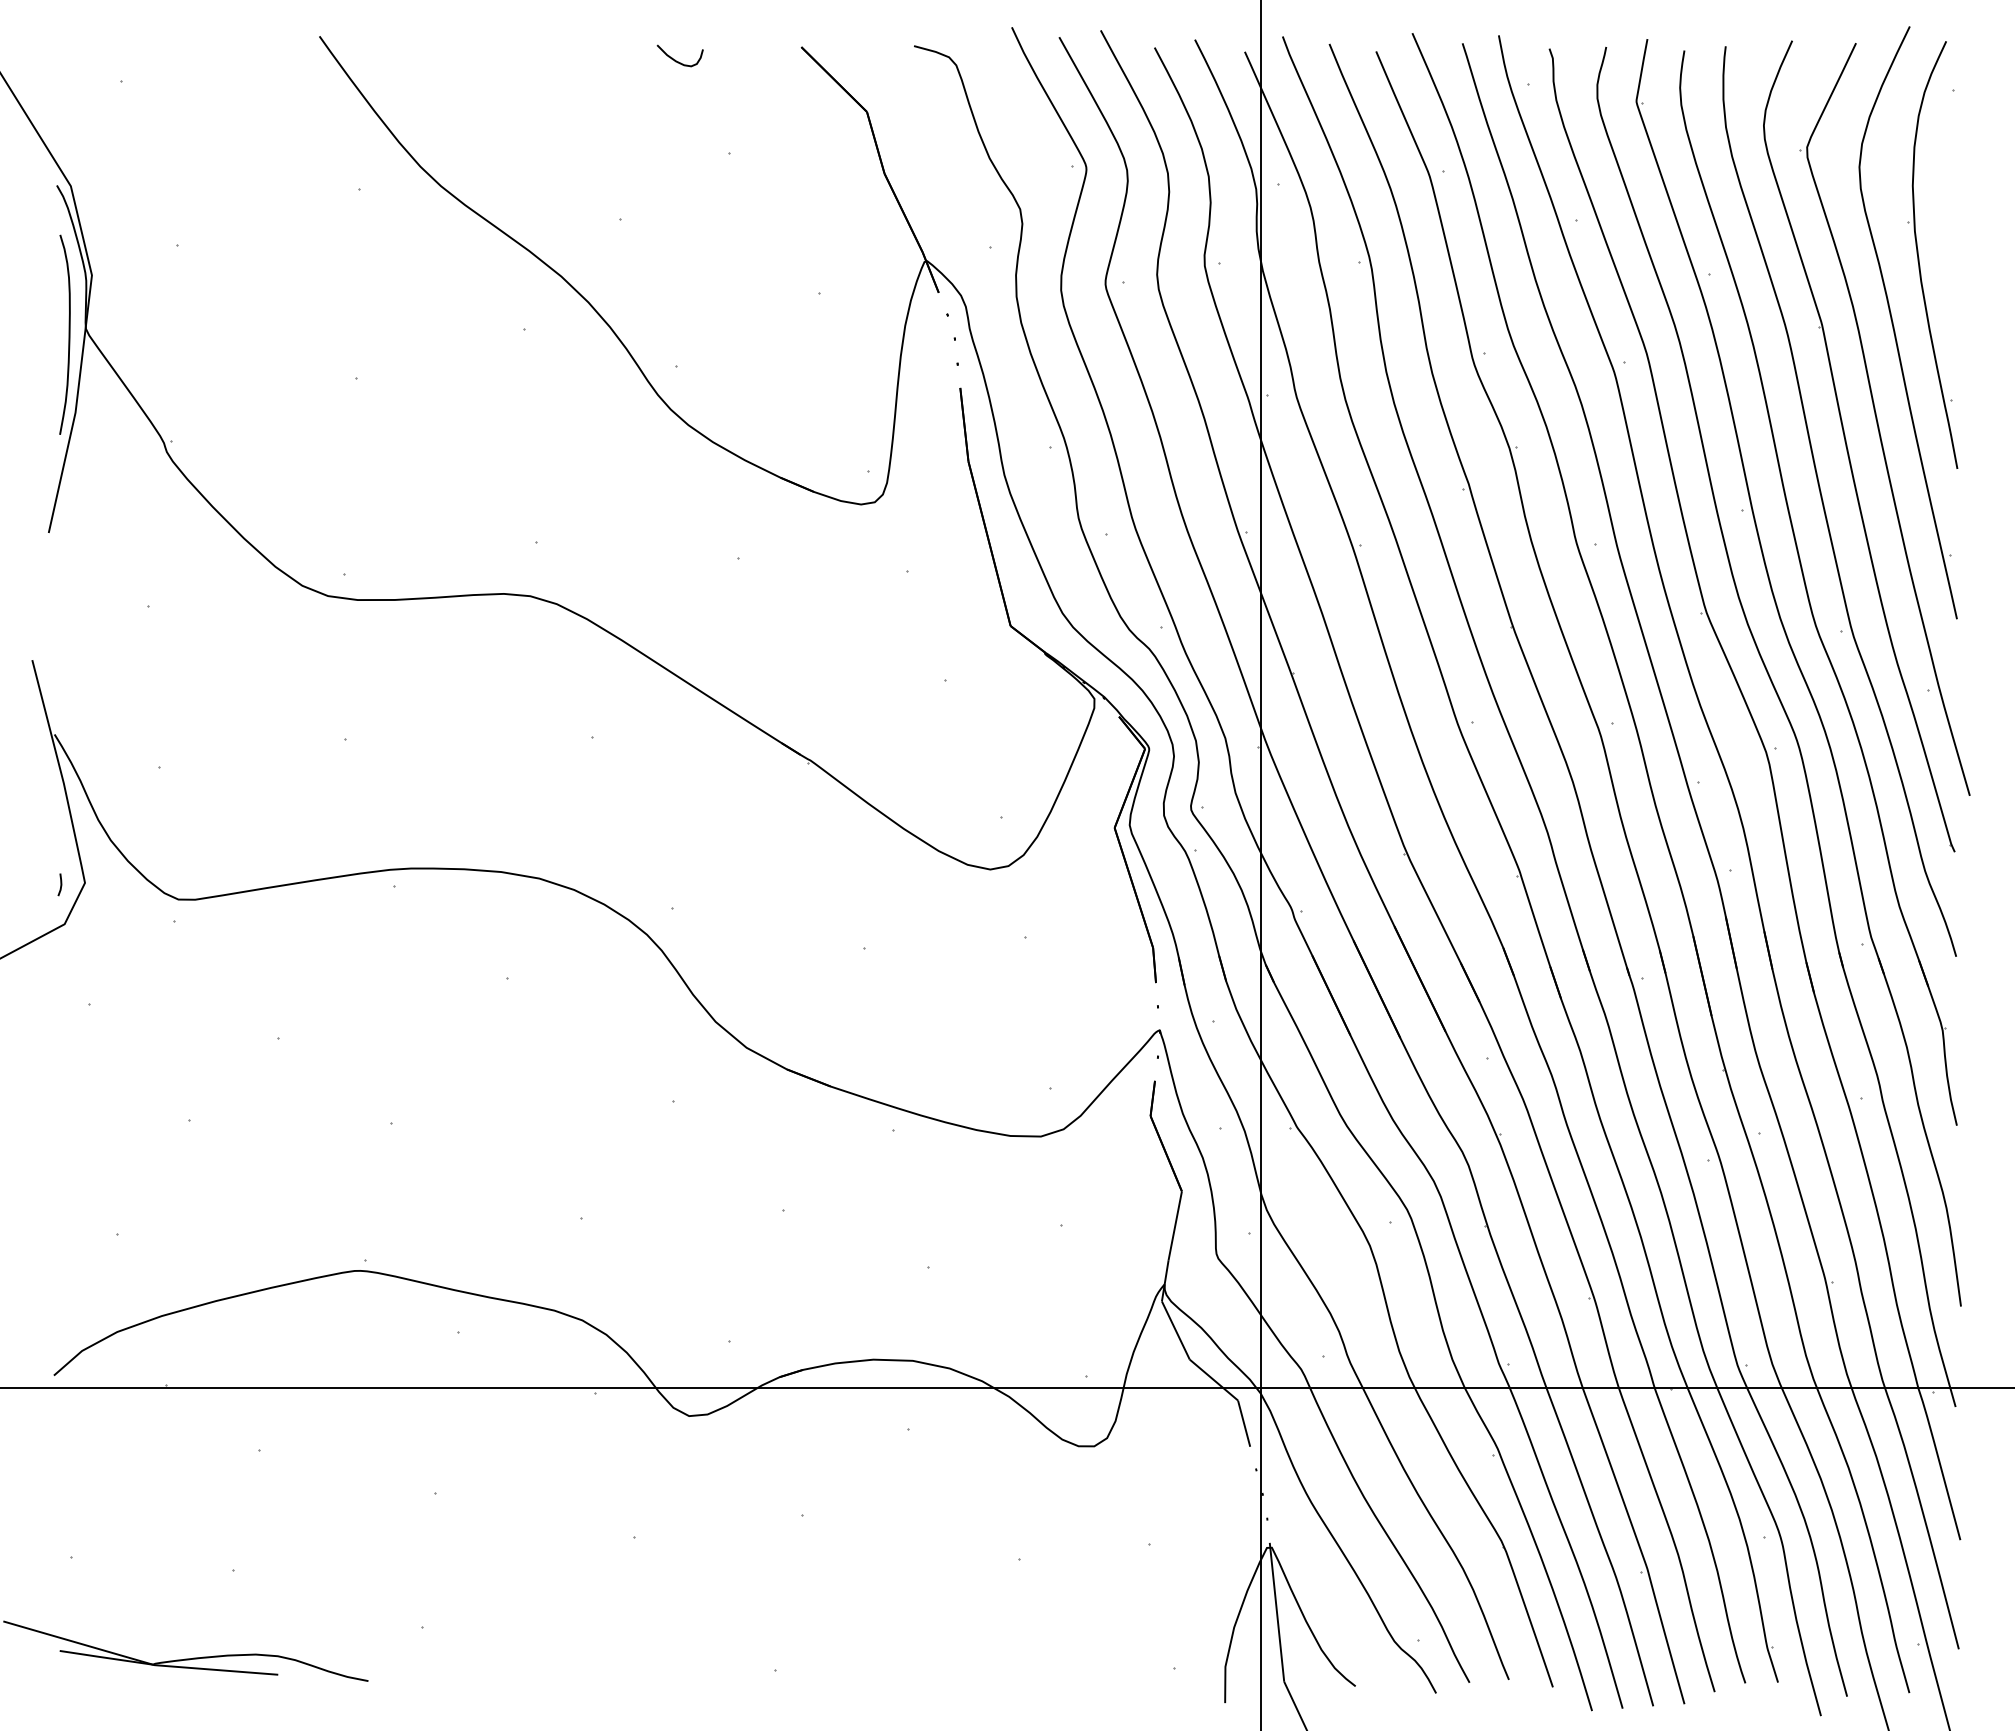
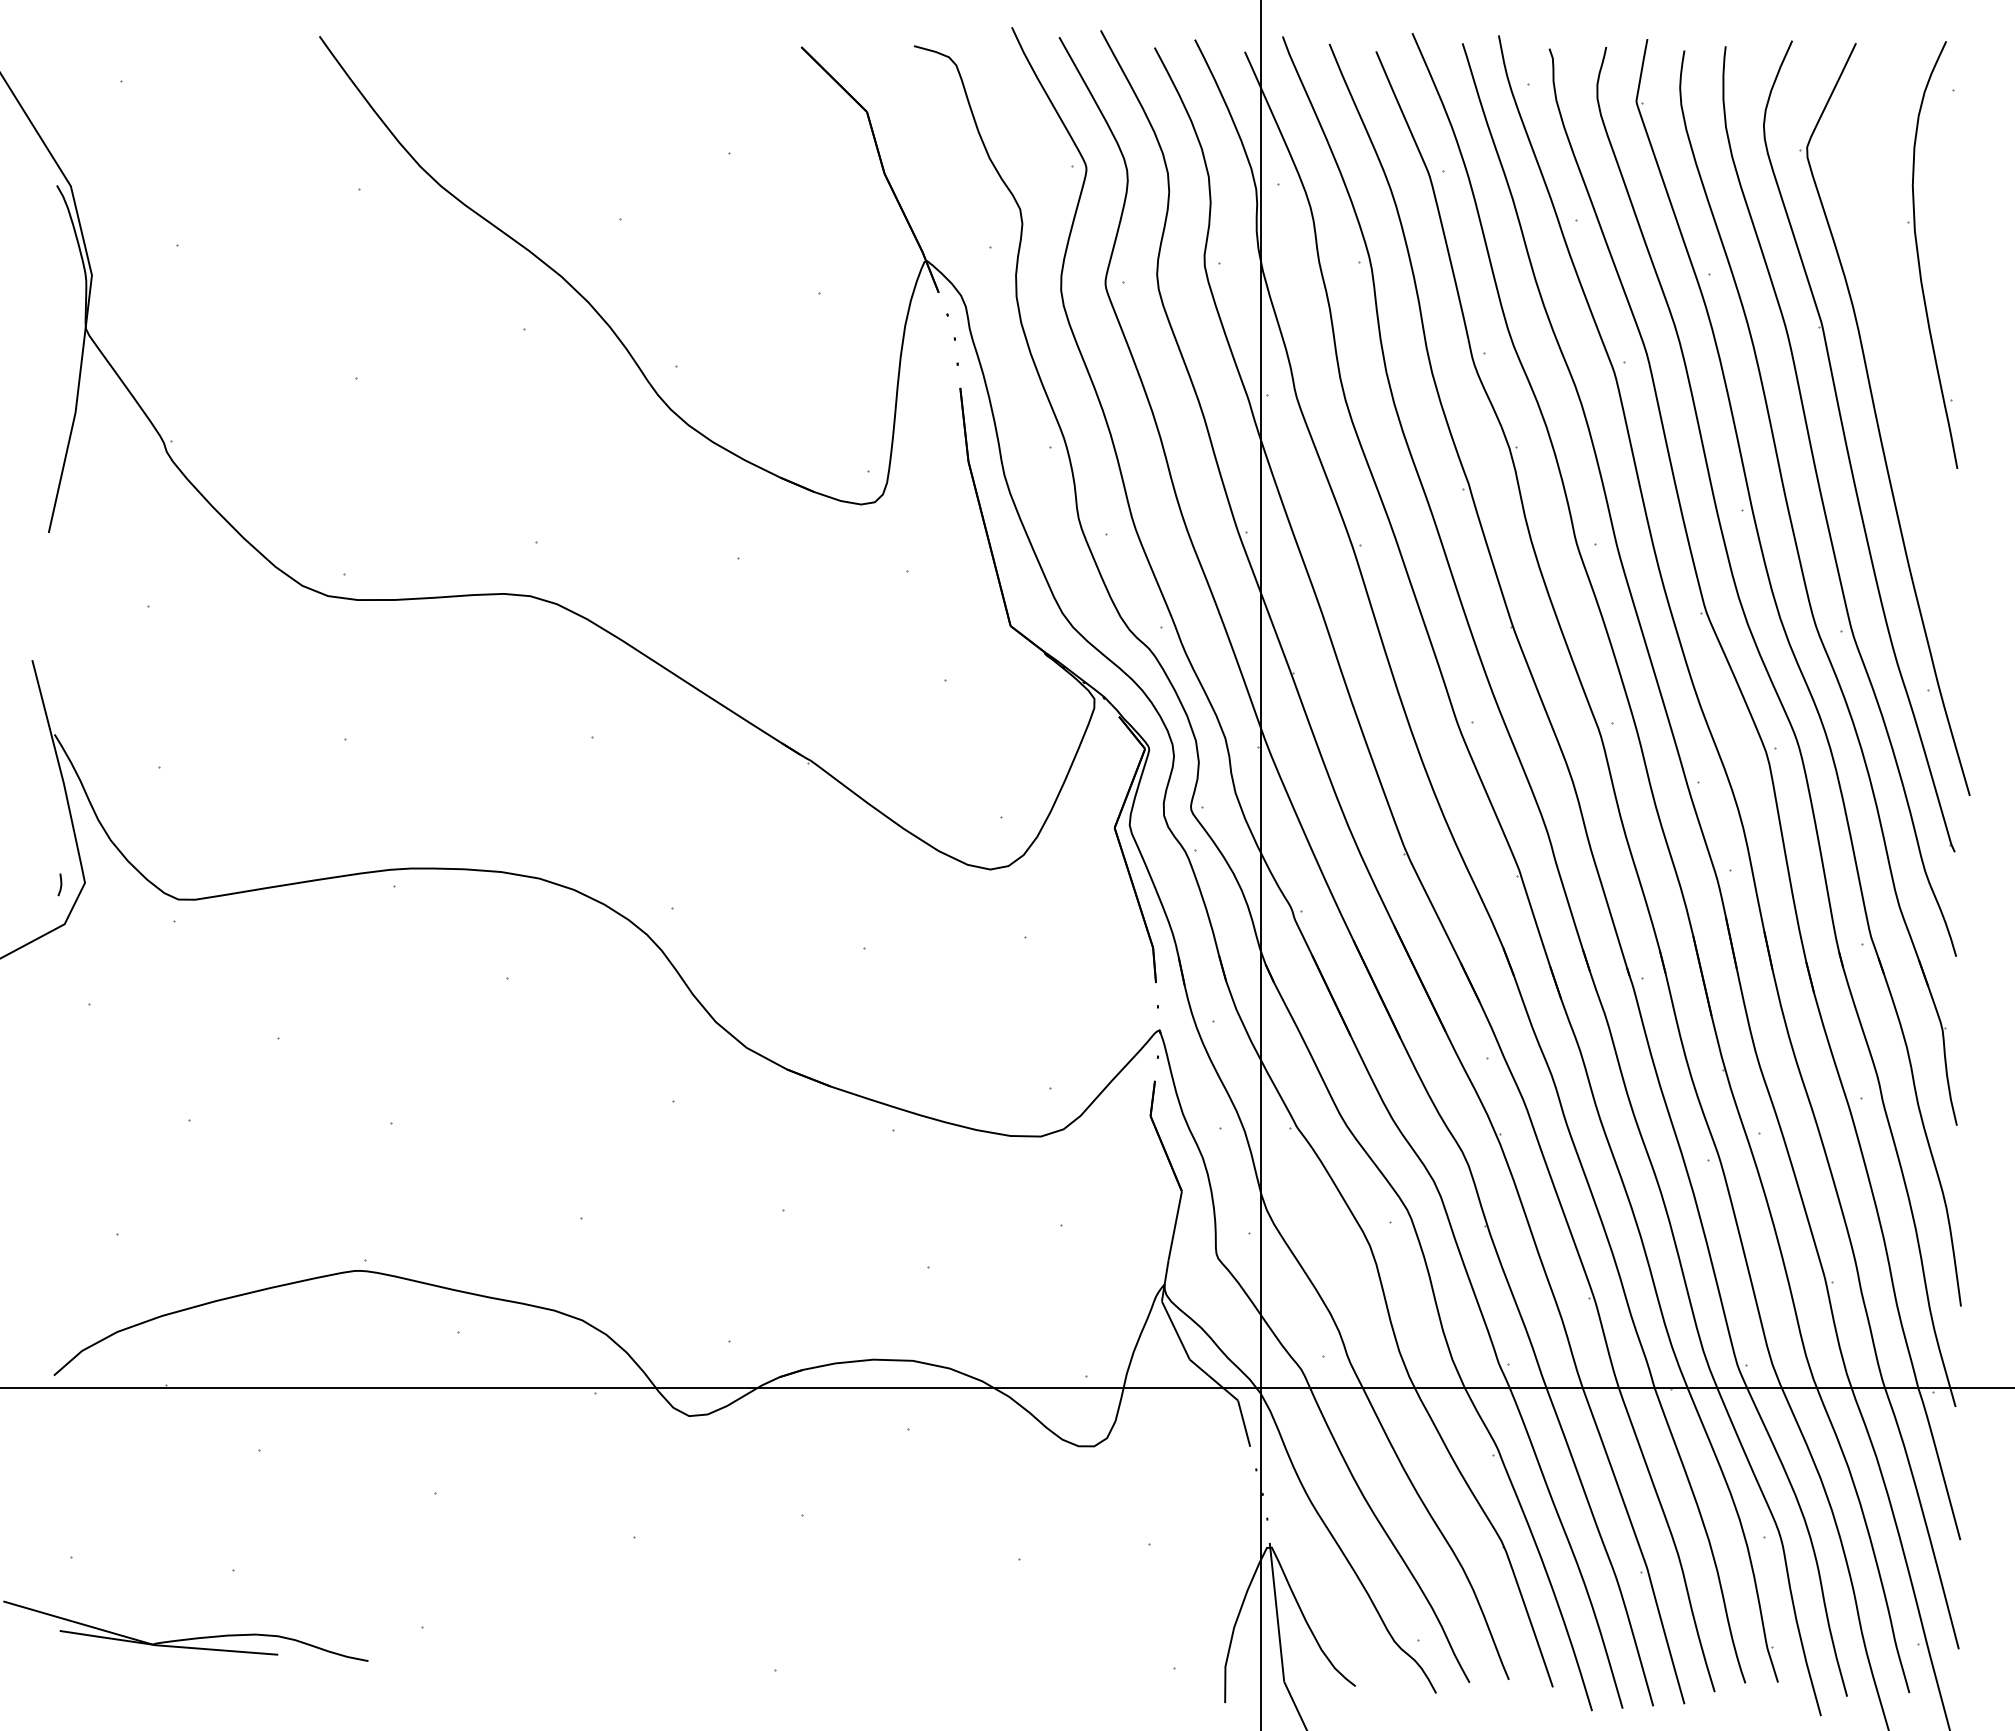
curve: present -> none (675, 59)
part: present -> none (1894, 326)
curve: present -> none (68, 334)
part position: (185, 1658) -> (185, 1638) (185, 1638)
